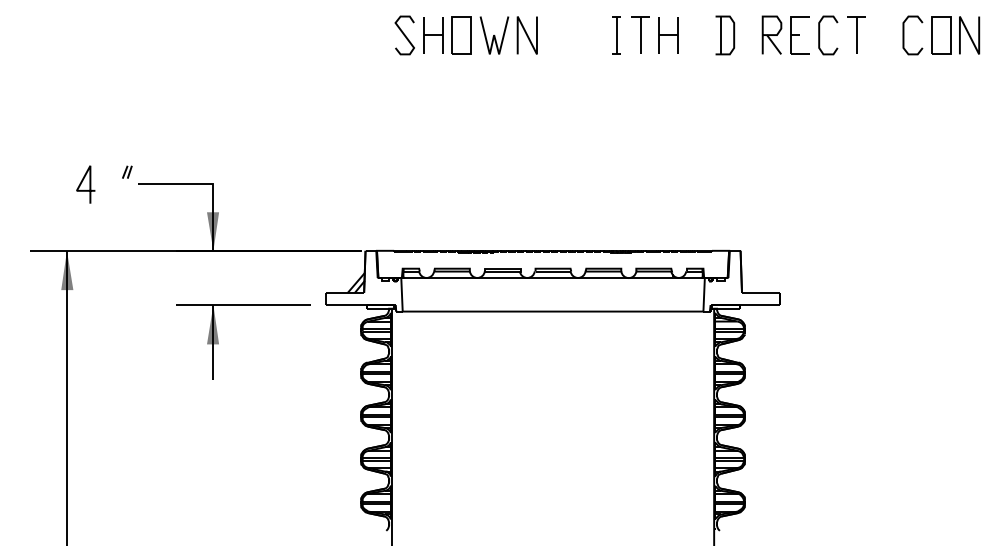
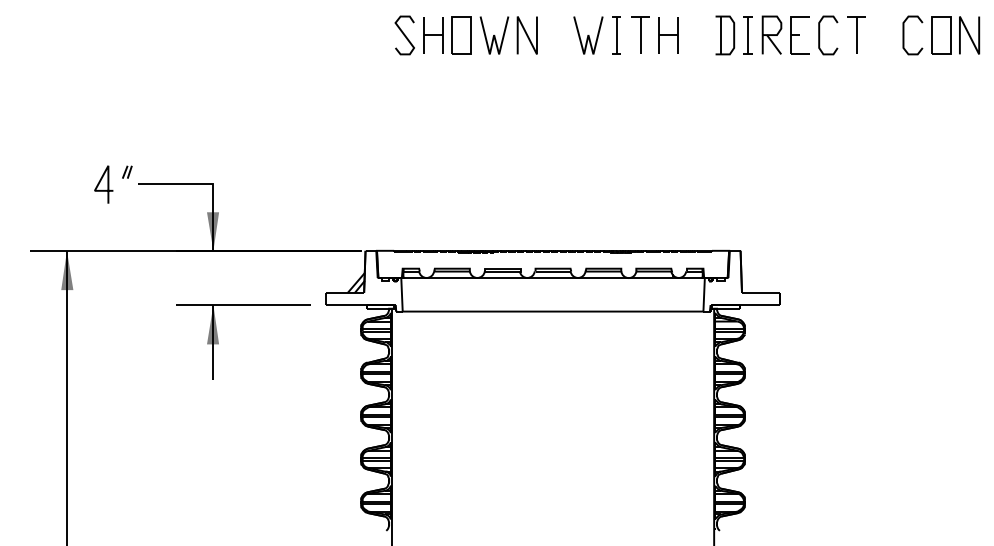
line: none -> present (588, 35)
part: none -> present (747, 35)
line position: (82, 182) -> (100, 182) (100, 182)
